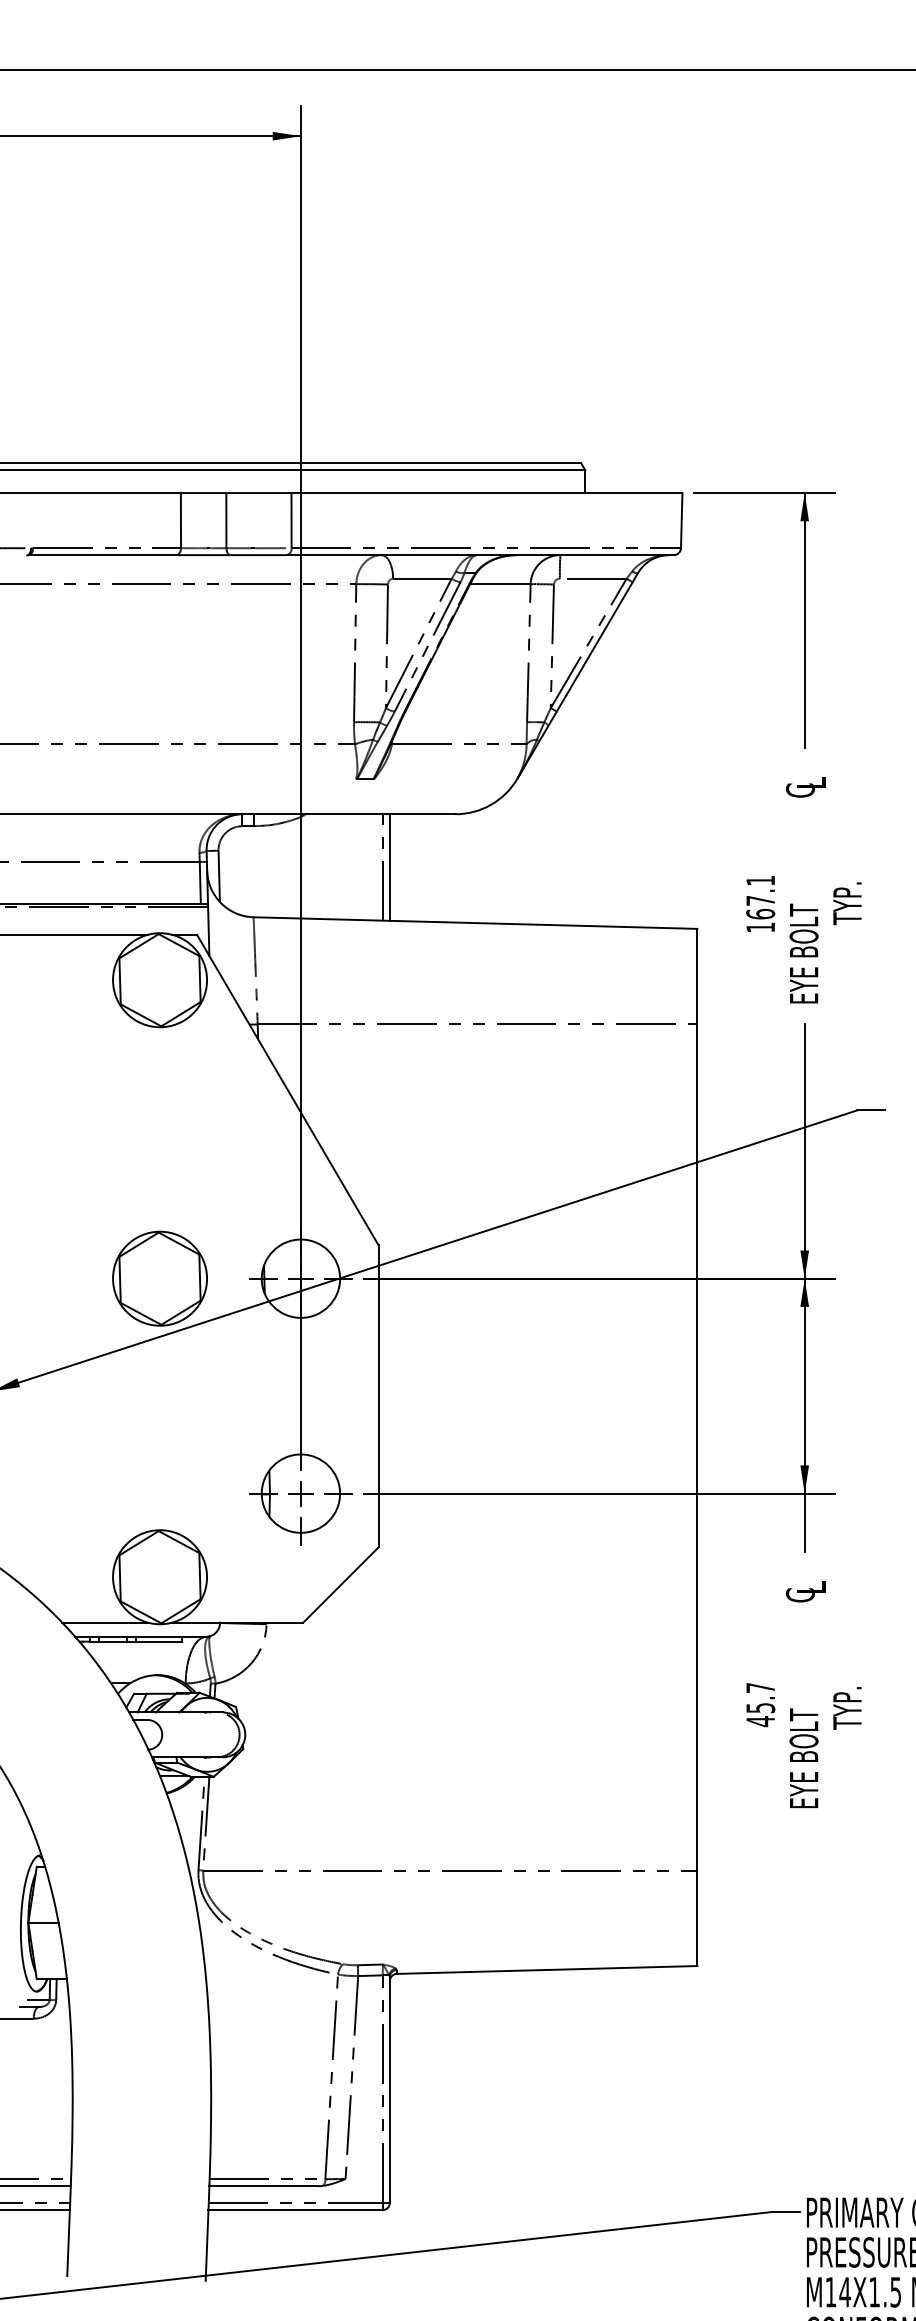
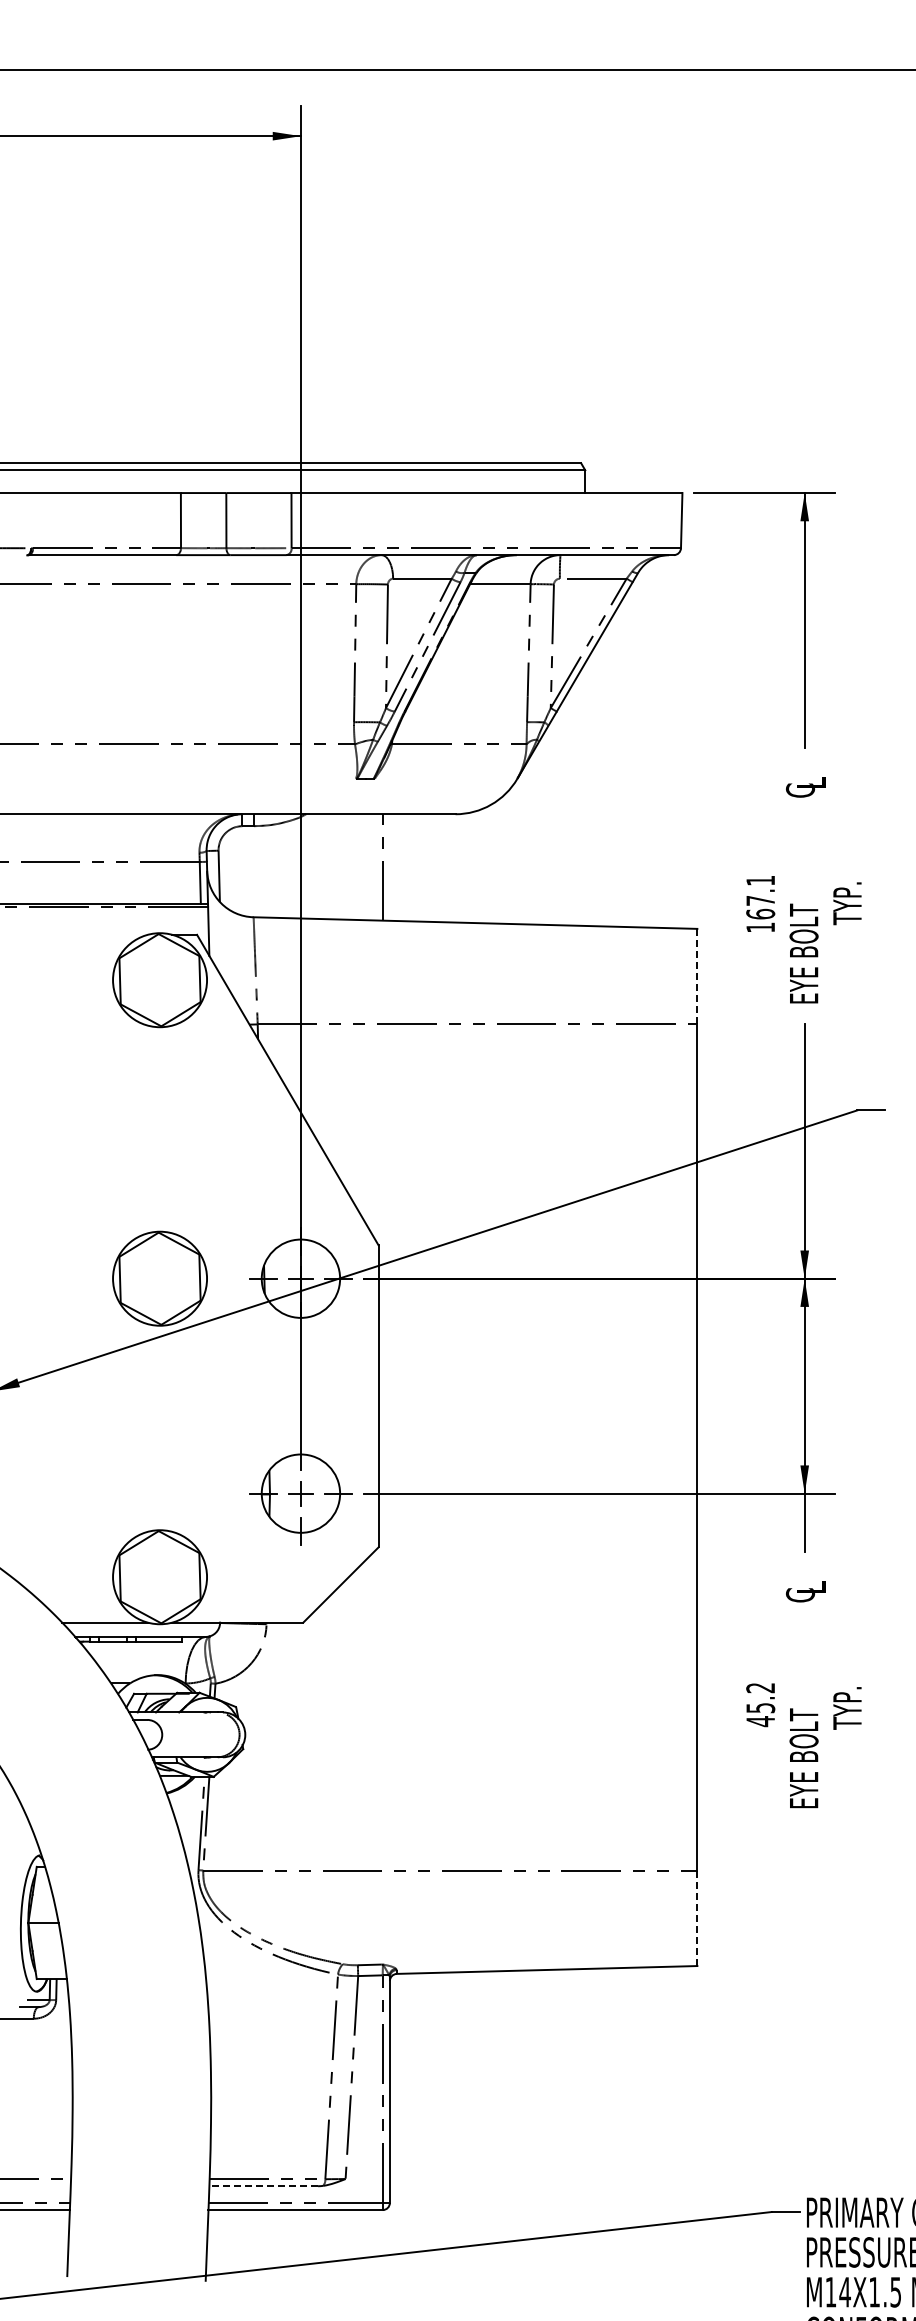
line: present -> none (389, 867)
line: present -> none (74, 934)
line: solid -> dashed (697, 976)
text: 45.7 -> 45.2 (760, 1688)
line: solid -> dashed (697, 1918)
line: present -> none (36, 2186)
line: solid -> dashed (263, 2186)
